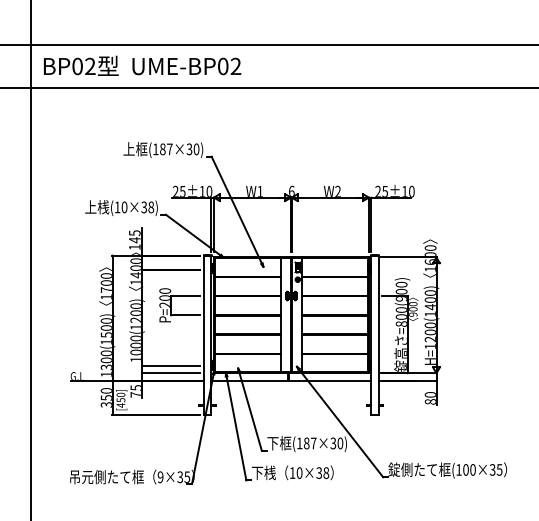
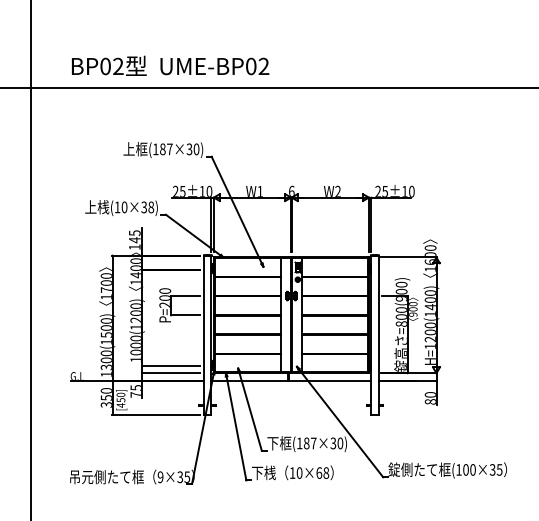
line: present -> none (268, 44)
text position: (142, 65) -> (170, 65) (170, 65)
text: 10×38 -> 10×68 (319, 472)
